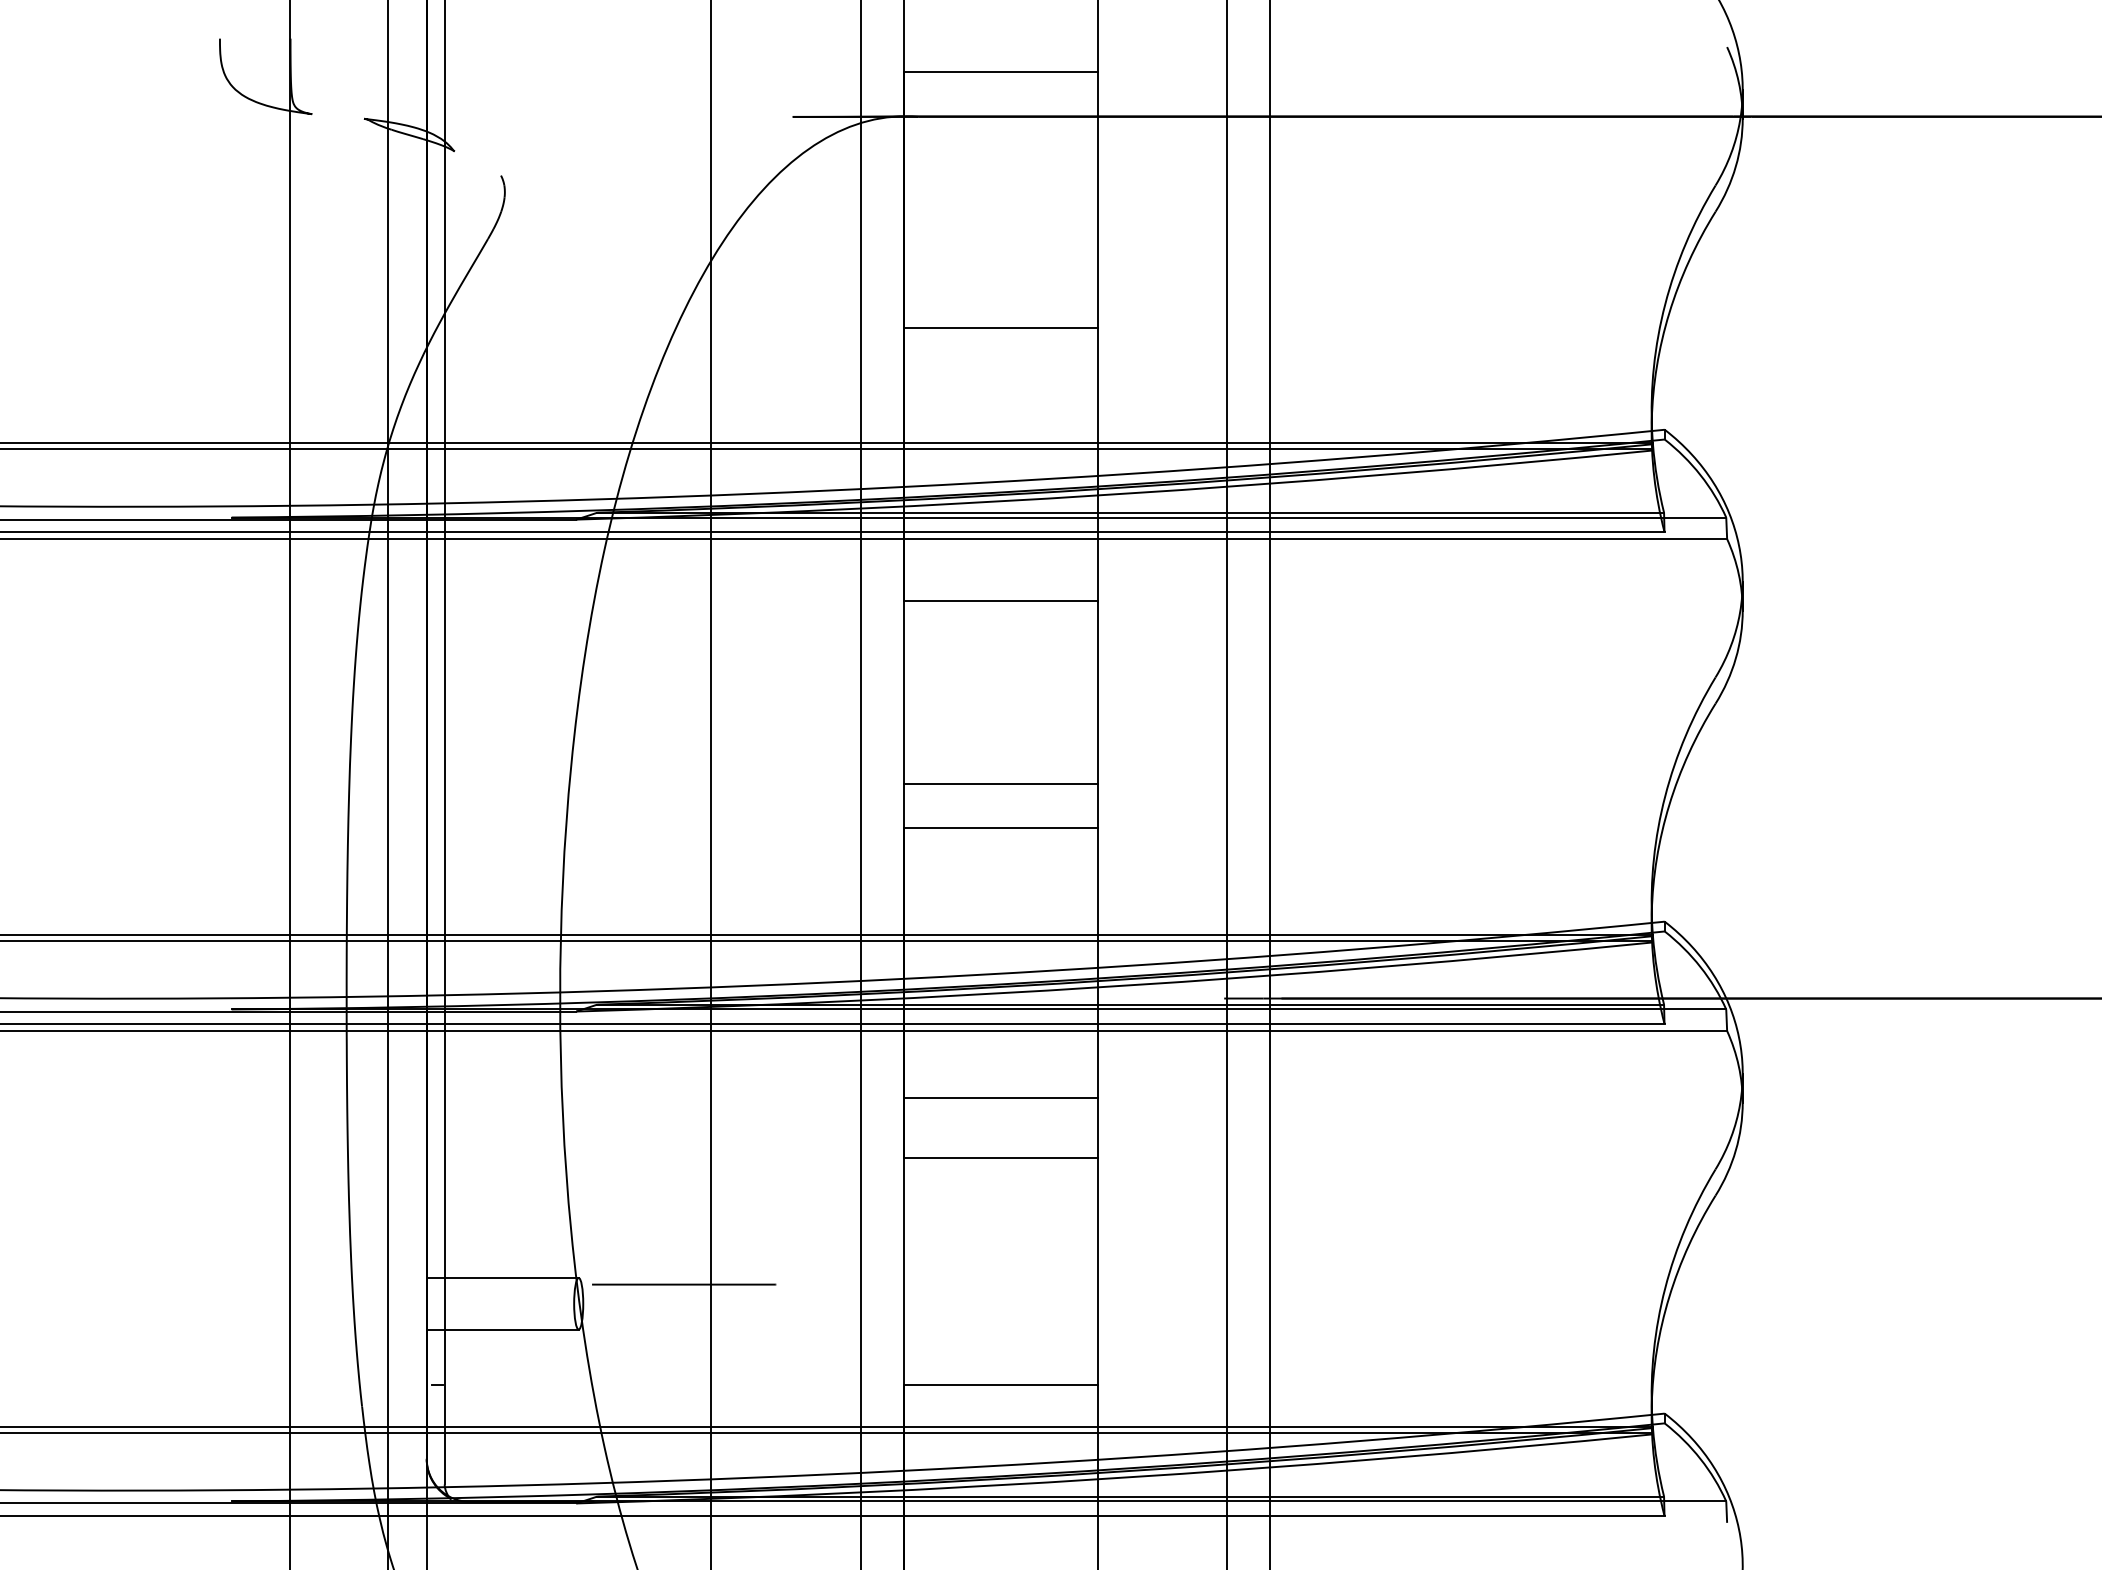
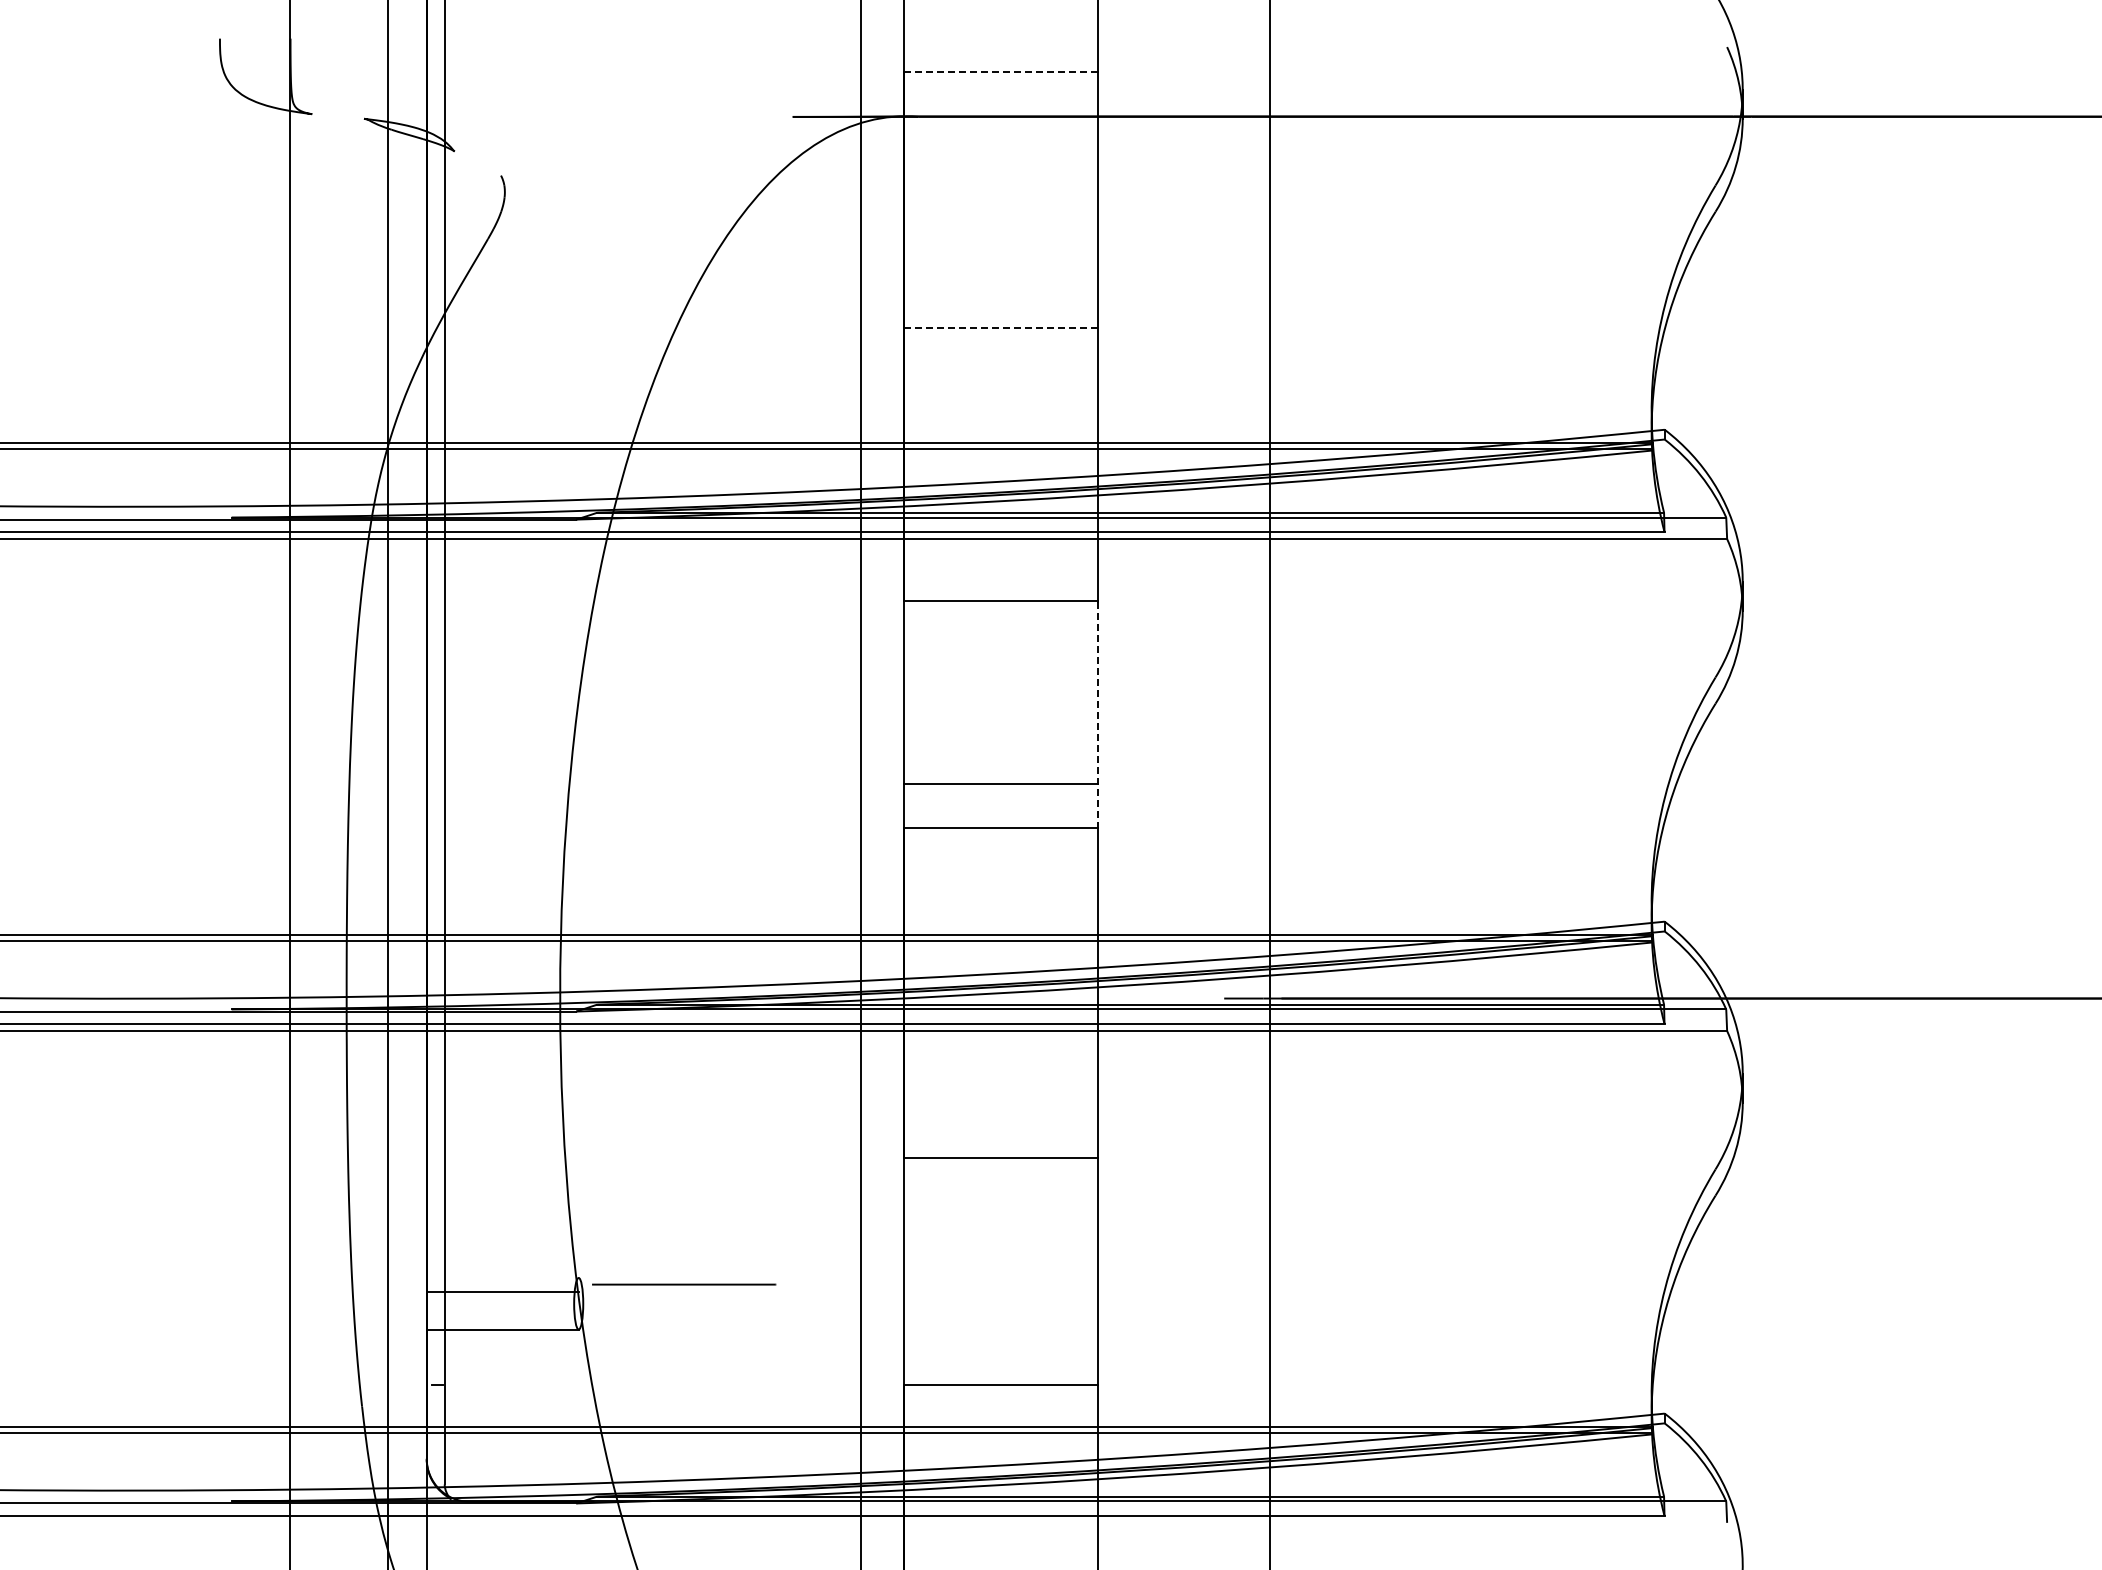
line: solid -> dashed (1001, 71)
line: solid -> dashed (1001, 328)
line: solid -> dashed (1097, 715)
line: present -> none (710, 784)
line: present -> none (1227, 784)
line: present -> none (1000, 1097)
line position: (502, 1277) -> (502, 1291) (502, 1291)
